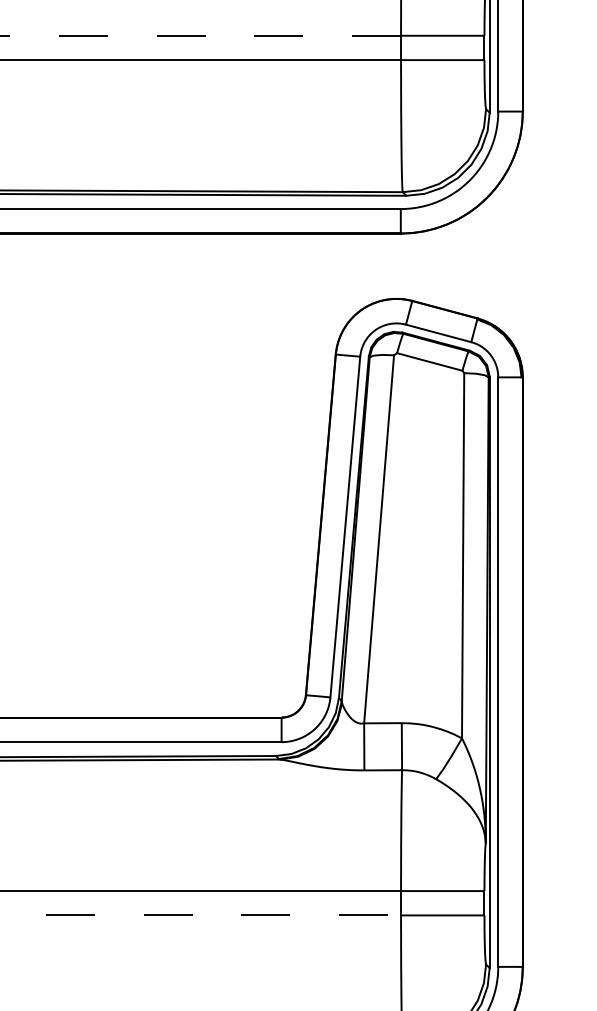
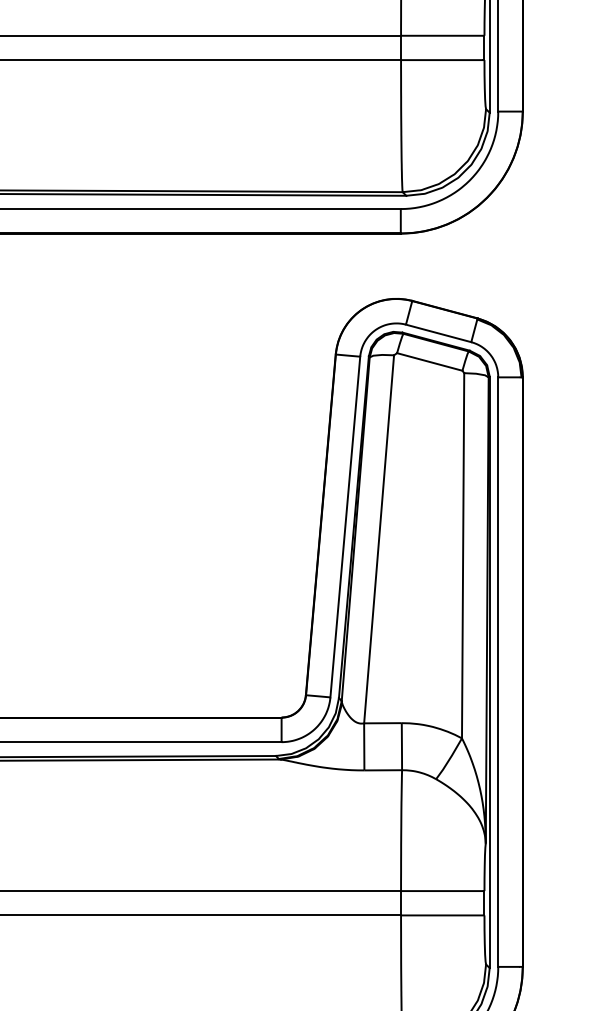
line: dashed -> solid (200, 35)
line: dashed -> solid (201, 915)
